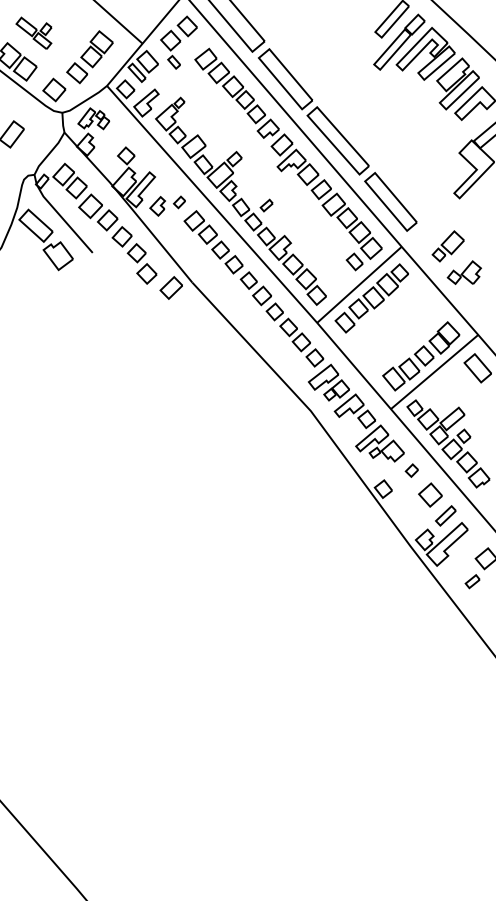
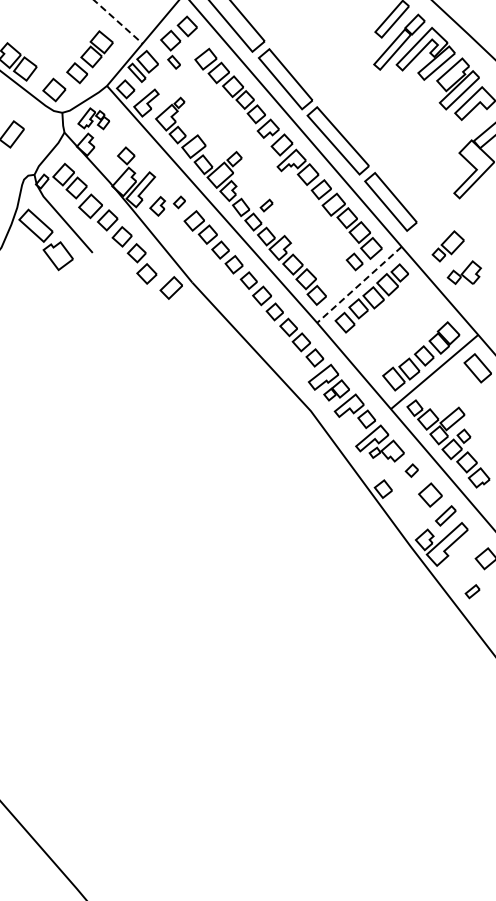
line: solid -> dashed (118, 21)
part: present -> none (33, 32)
line: solid -> dashed (359, 284)
part position: (472, 581) -> (472, 591) (472, 591)
